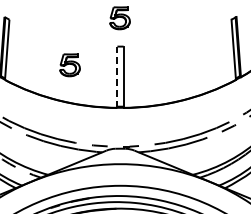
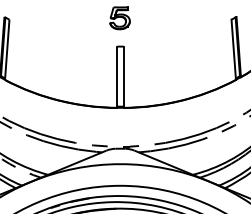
part: present -> none (69, 65)
line: dashed -> solid (117, 77)
